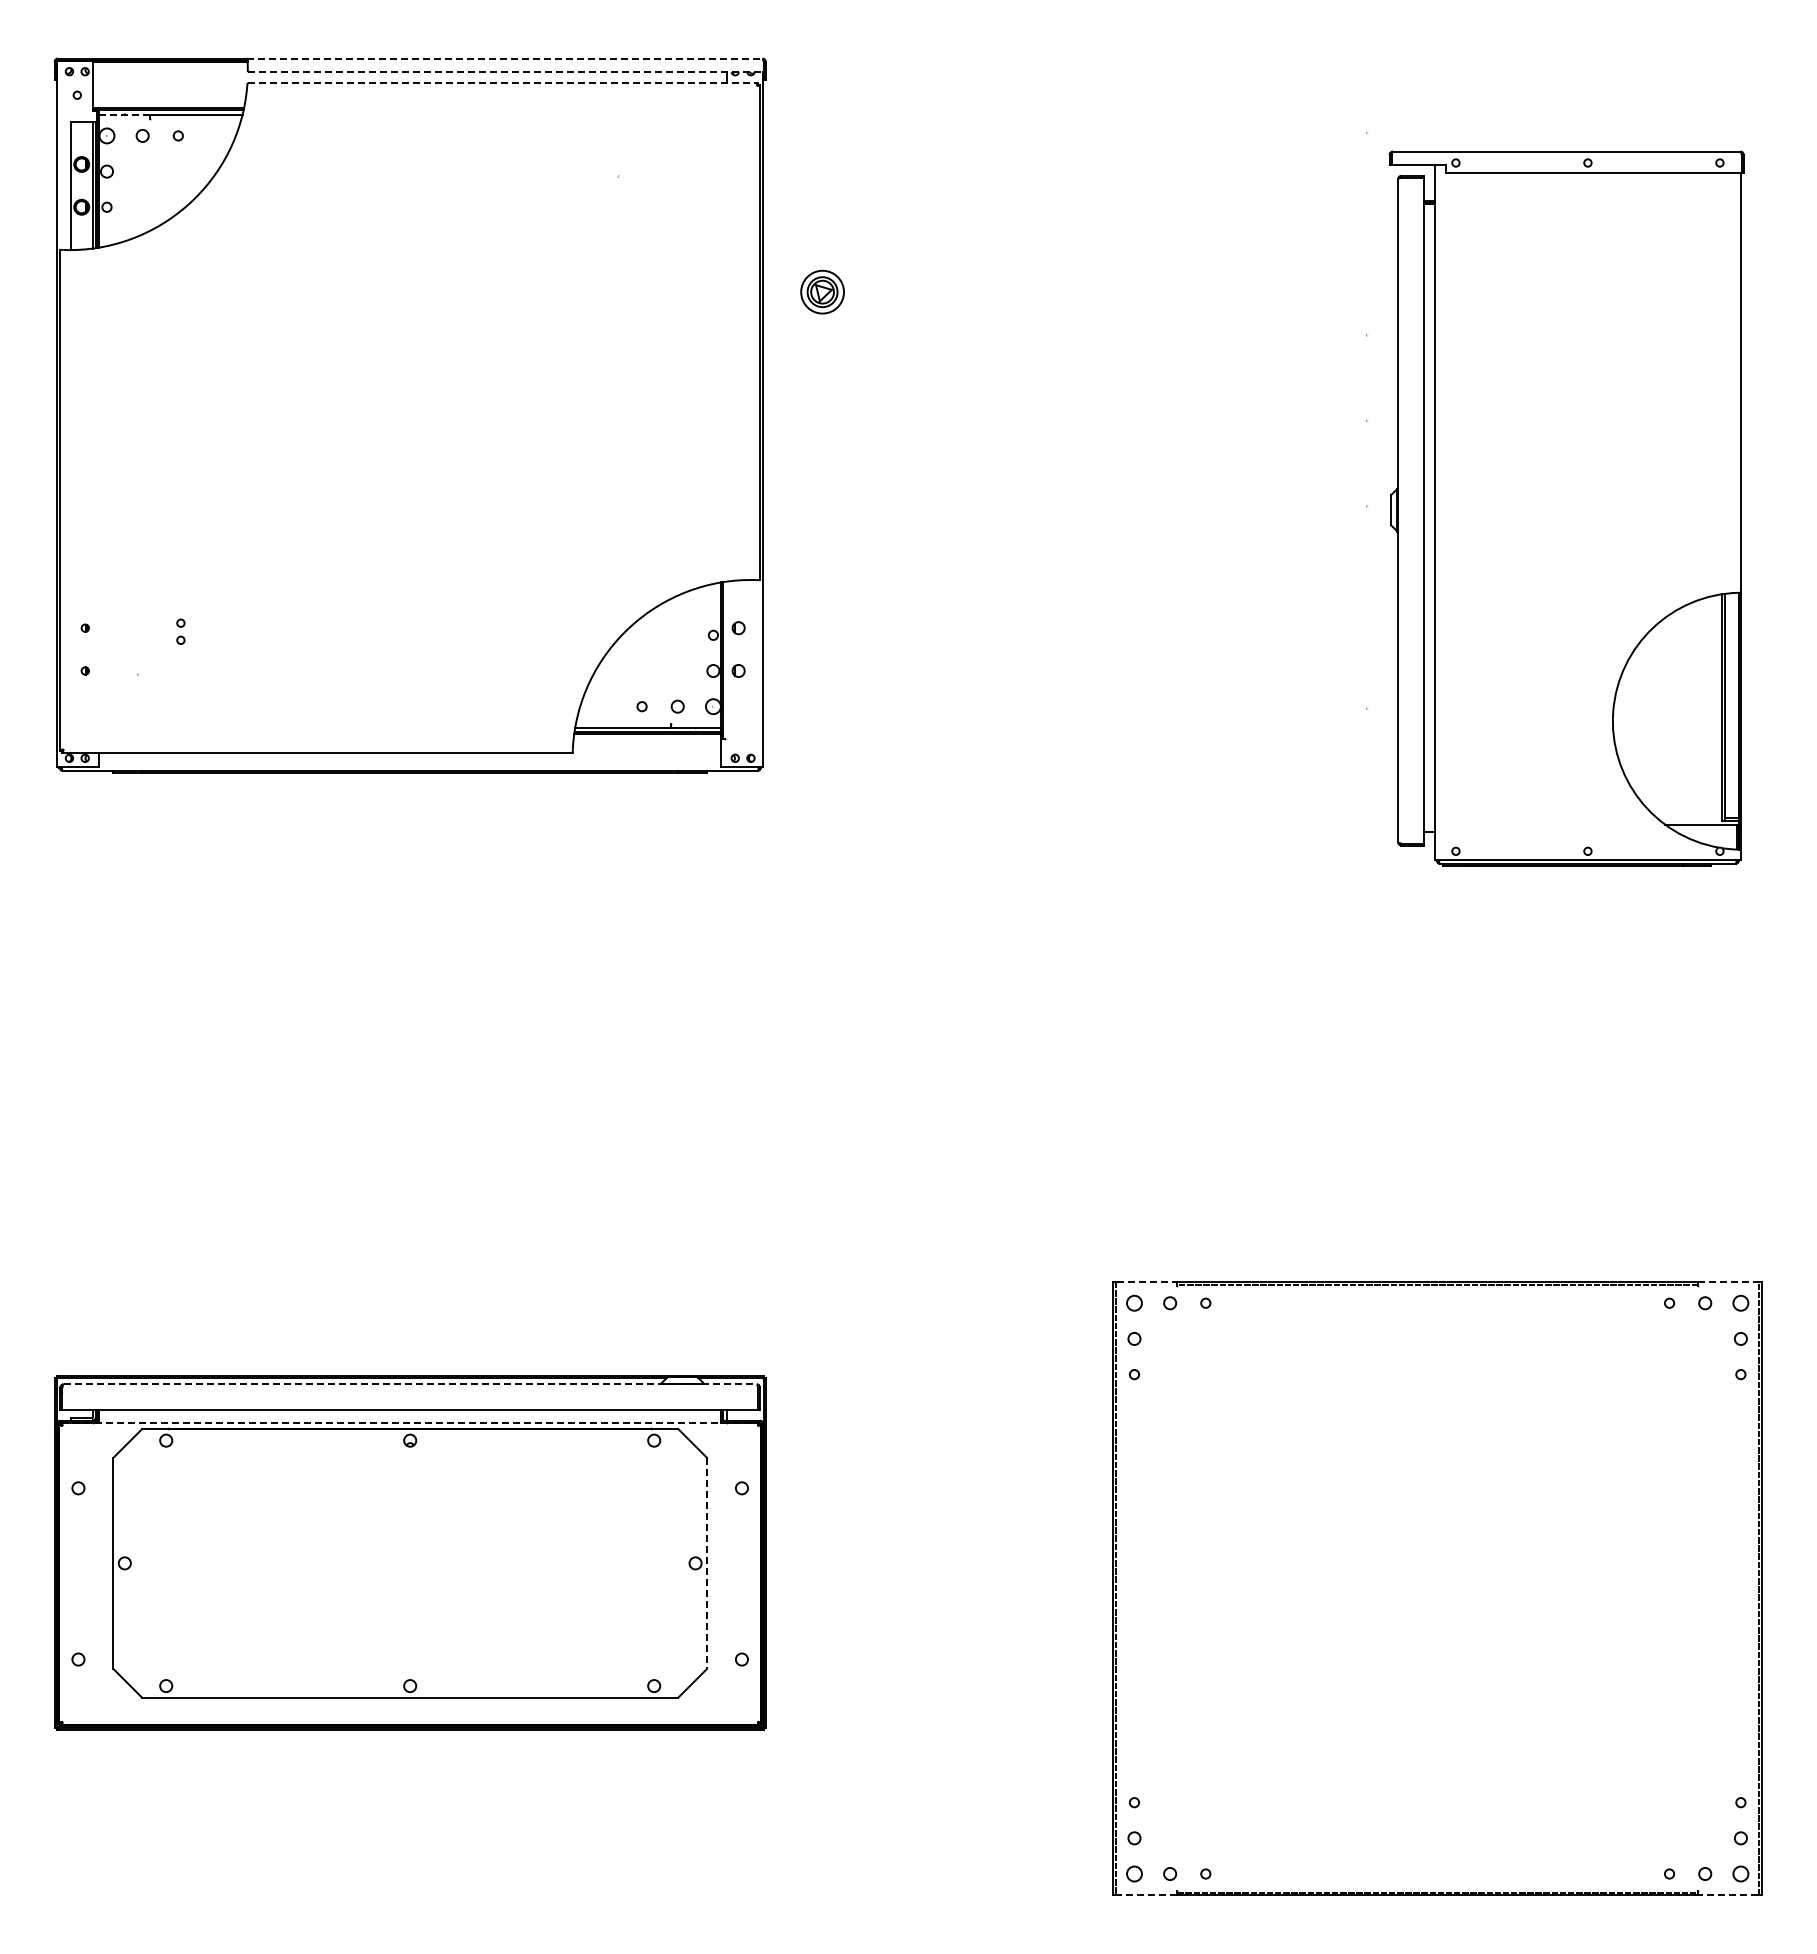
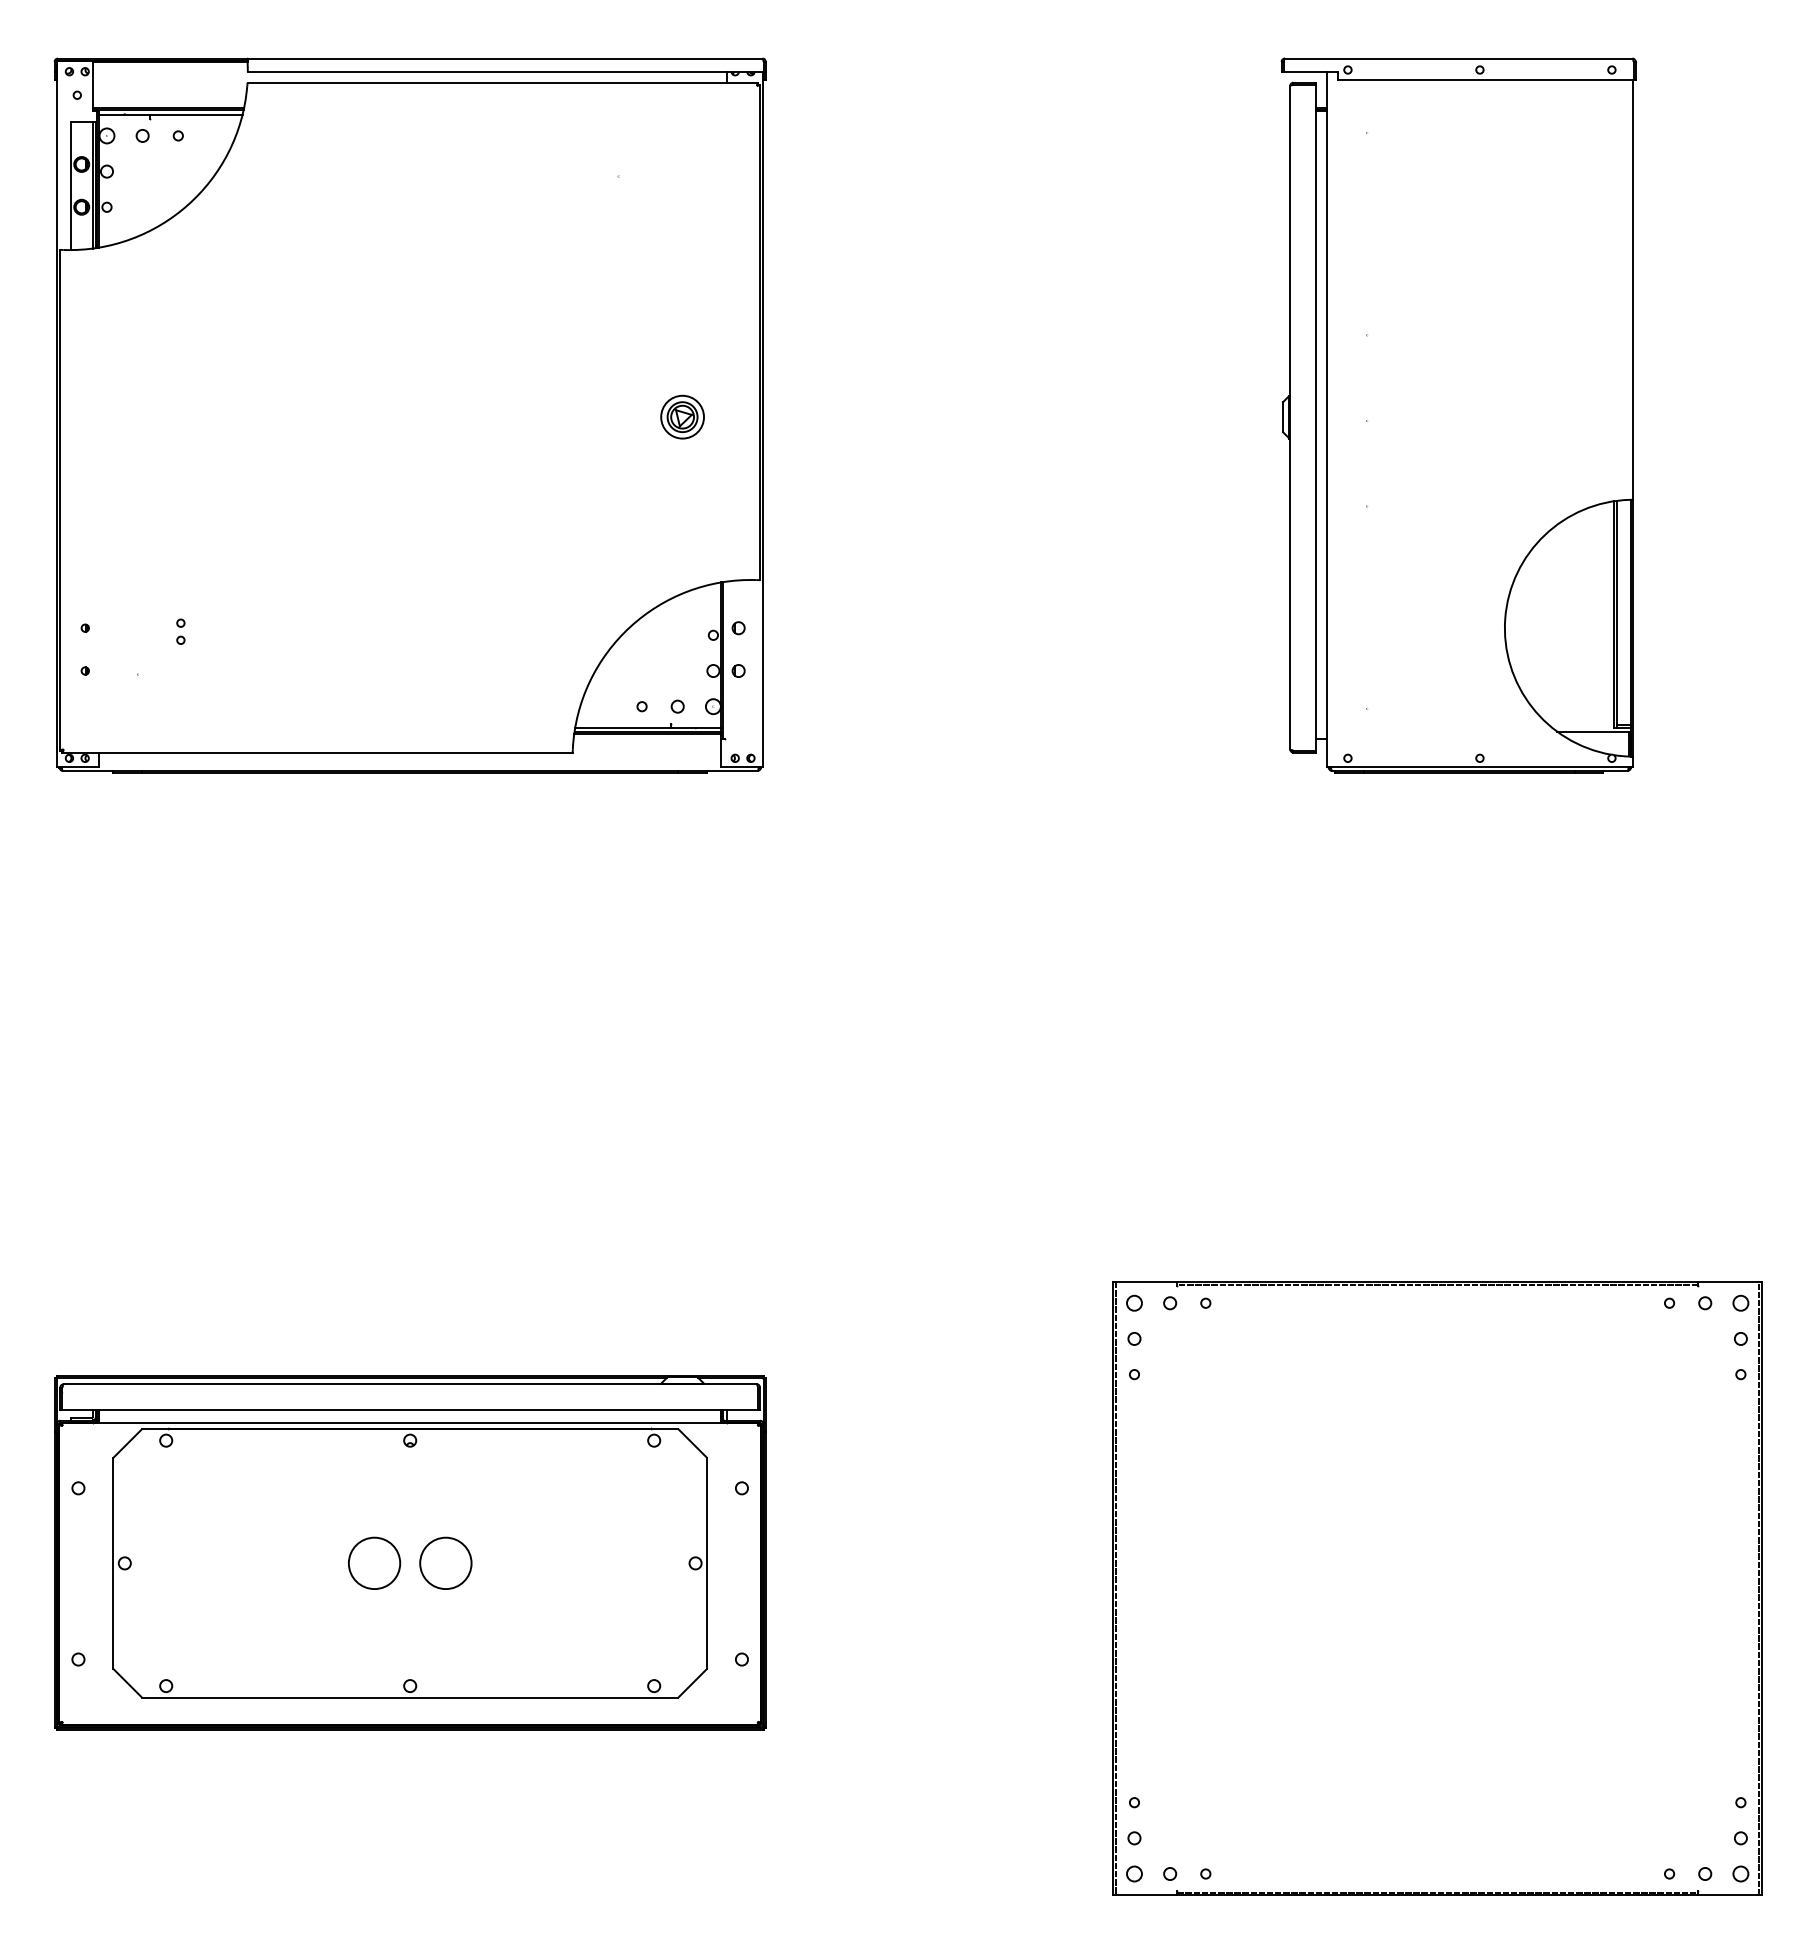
line: dashed -> solid (504, 58)
line: dashed -> solid (505, 72)
line: dashed -> solid (503, 82)
line: dashed -> solid (124, 114)
part position: (822, 291) -> (682, 416) (682, 416)
part position: (1566, 508) -> (1458, 415) (1458, 415)
line: dashed -> solid (1147, 1281)
line: dashed -> solid (1728, 1281)
line: dashed -> solid (410, 1384)
line: dashed -> solid (410, 1422)
circle: none -> present (374, 1562)
circle: none -> present (445, 1562)
line: dashed -> solid (707, 1563)
line: dashed -> solid (1146, 1895)
line: dashed -> solid (1727, 1895)
